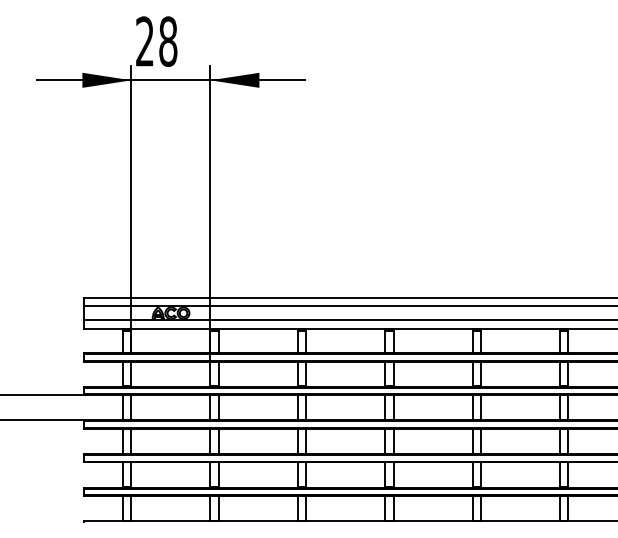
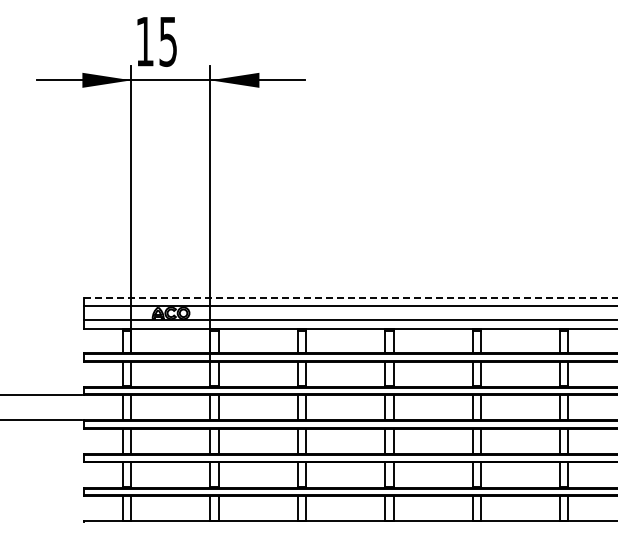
text: 28 -> 15 (156, 41)
line: solid -> dashed (350, 297)
